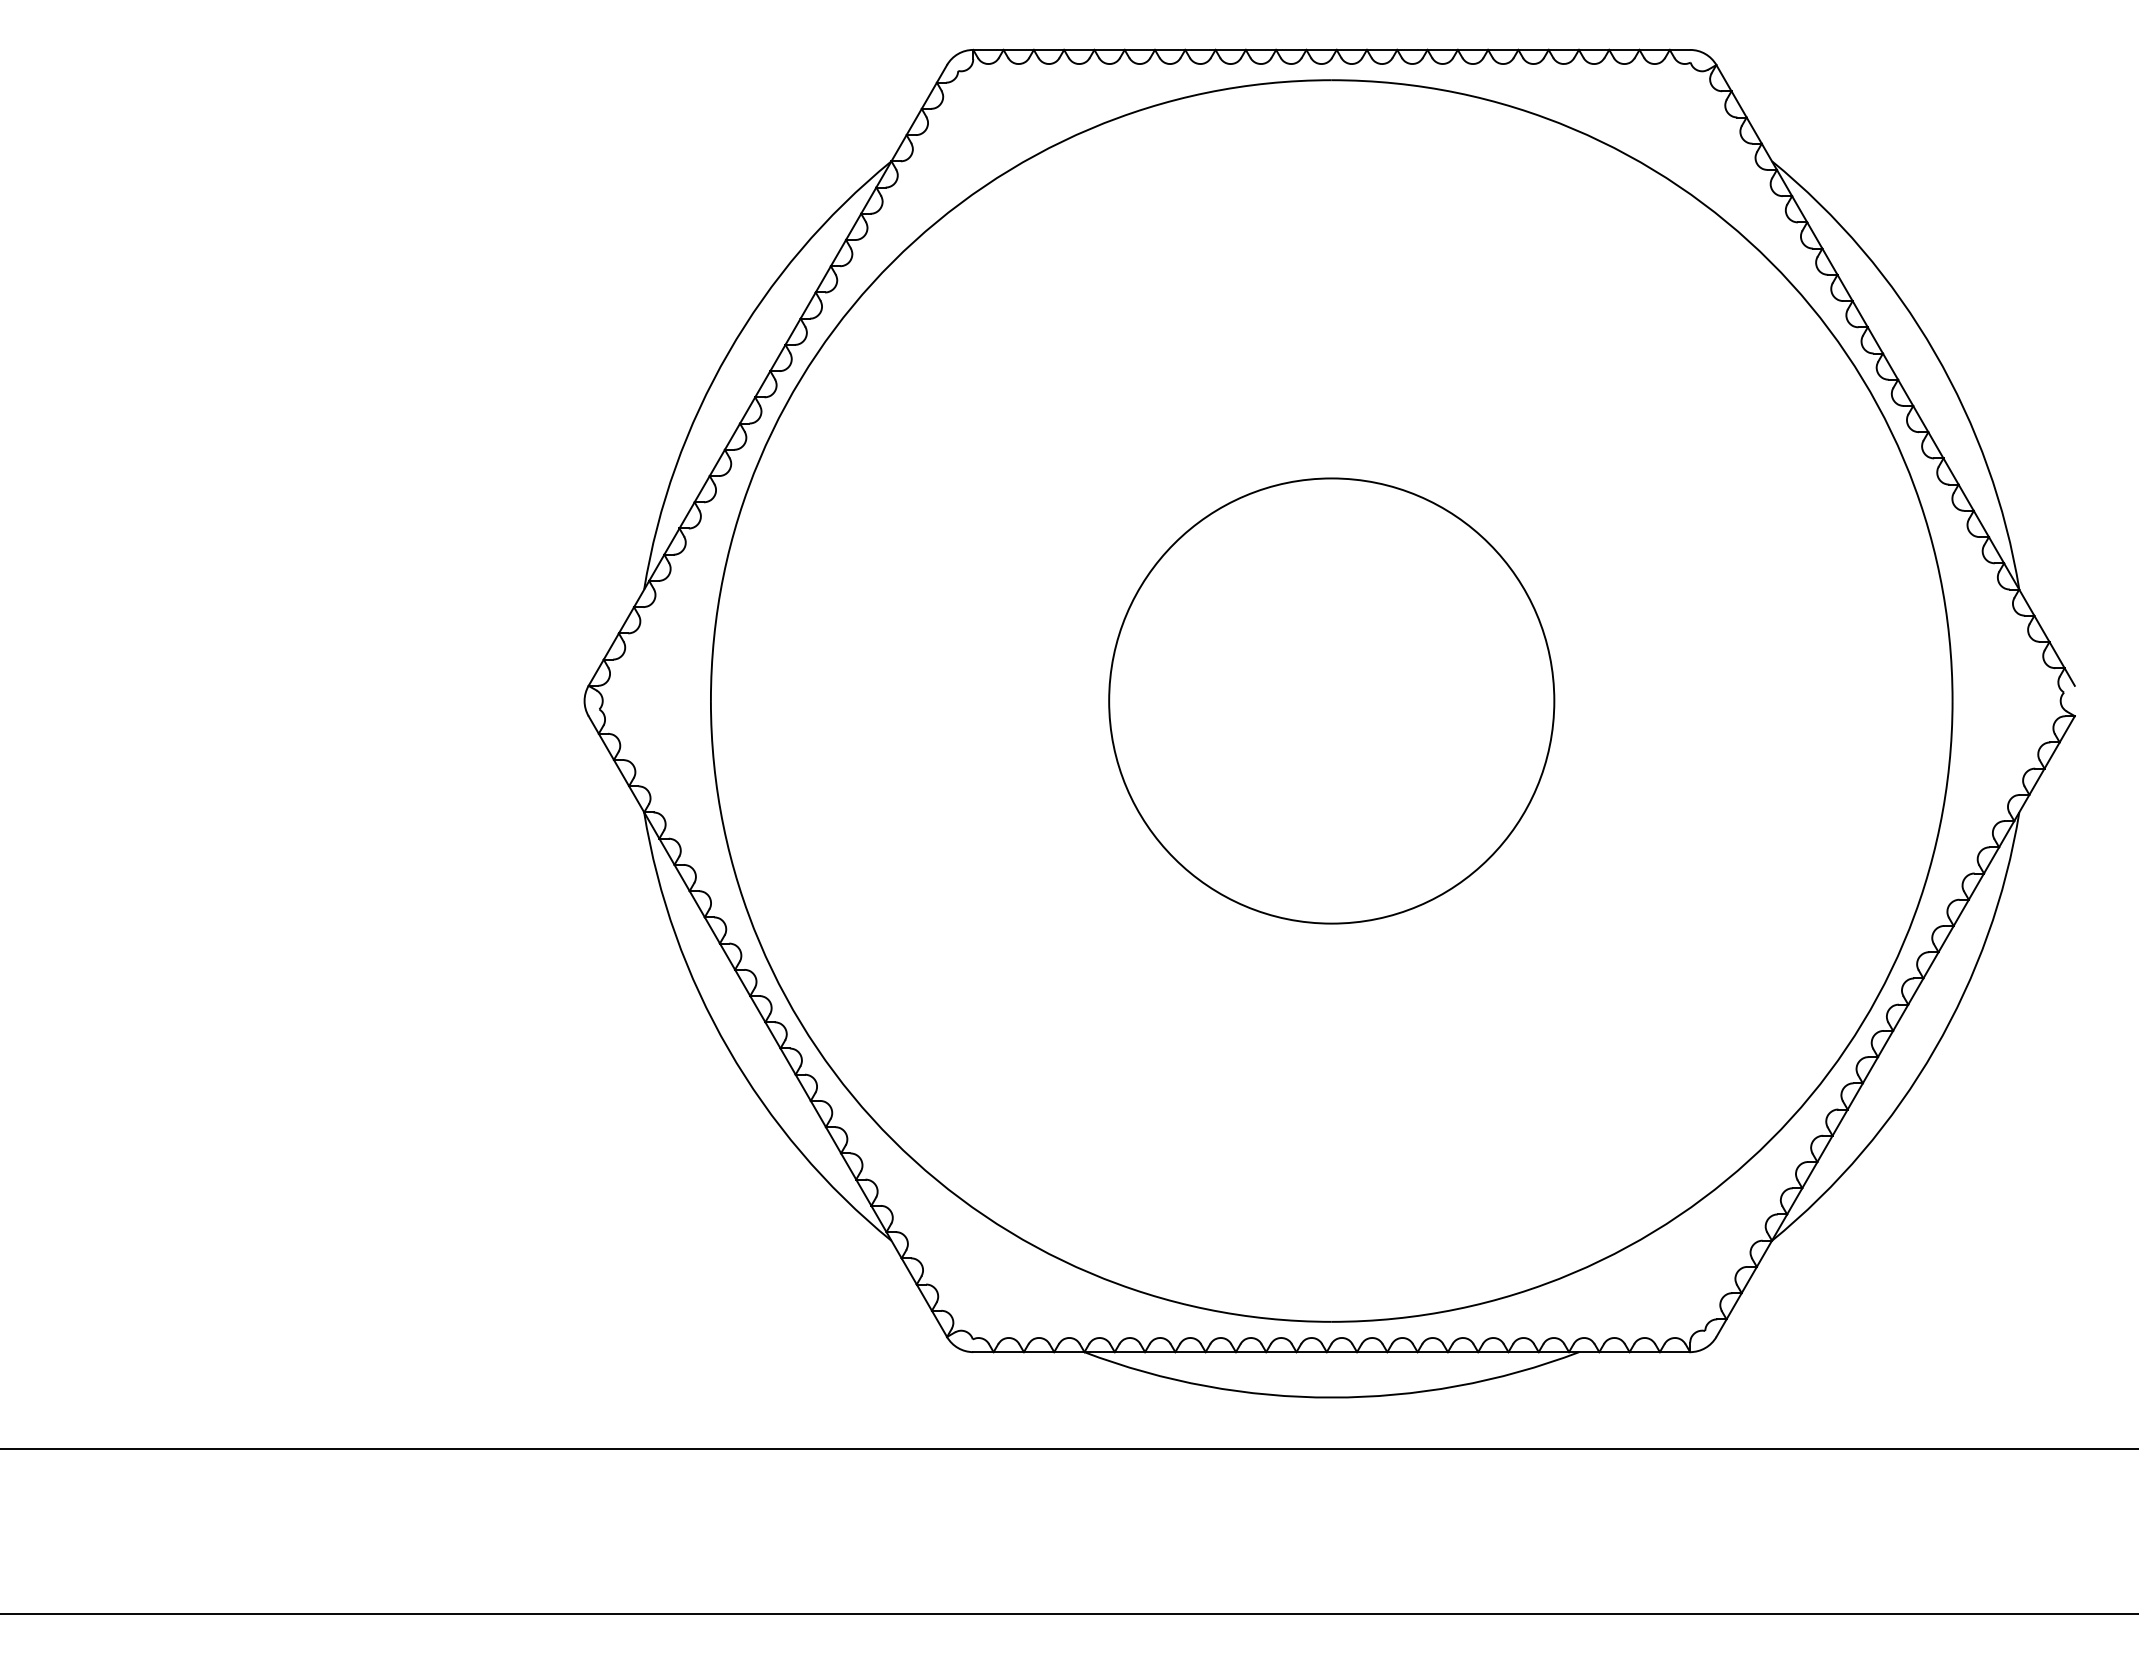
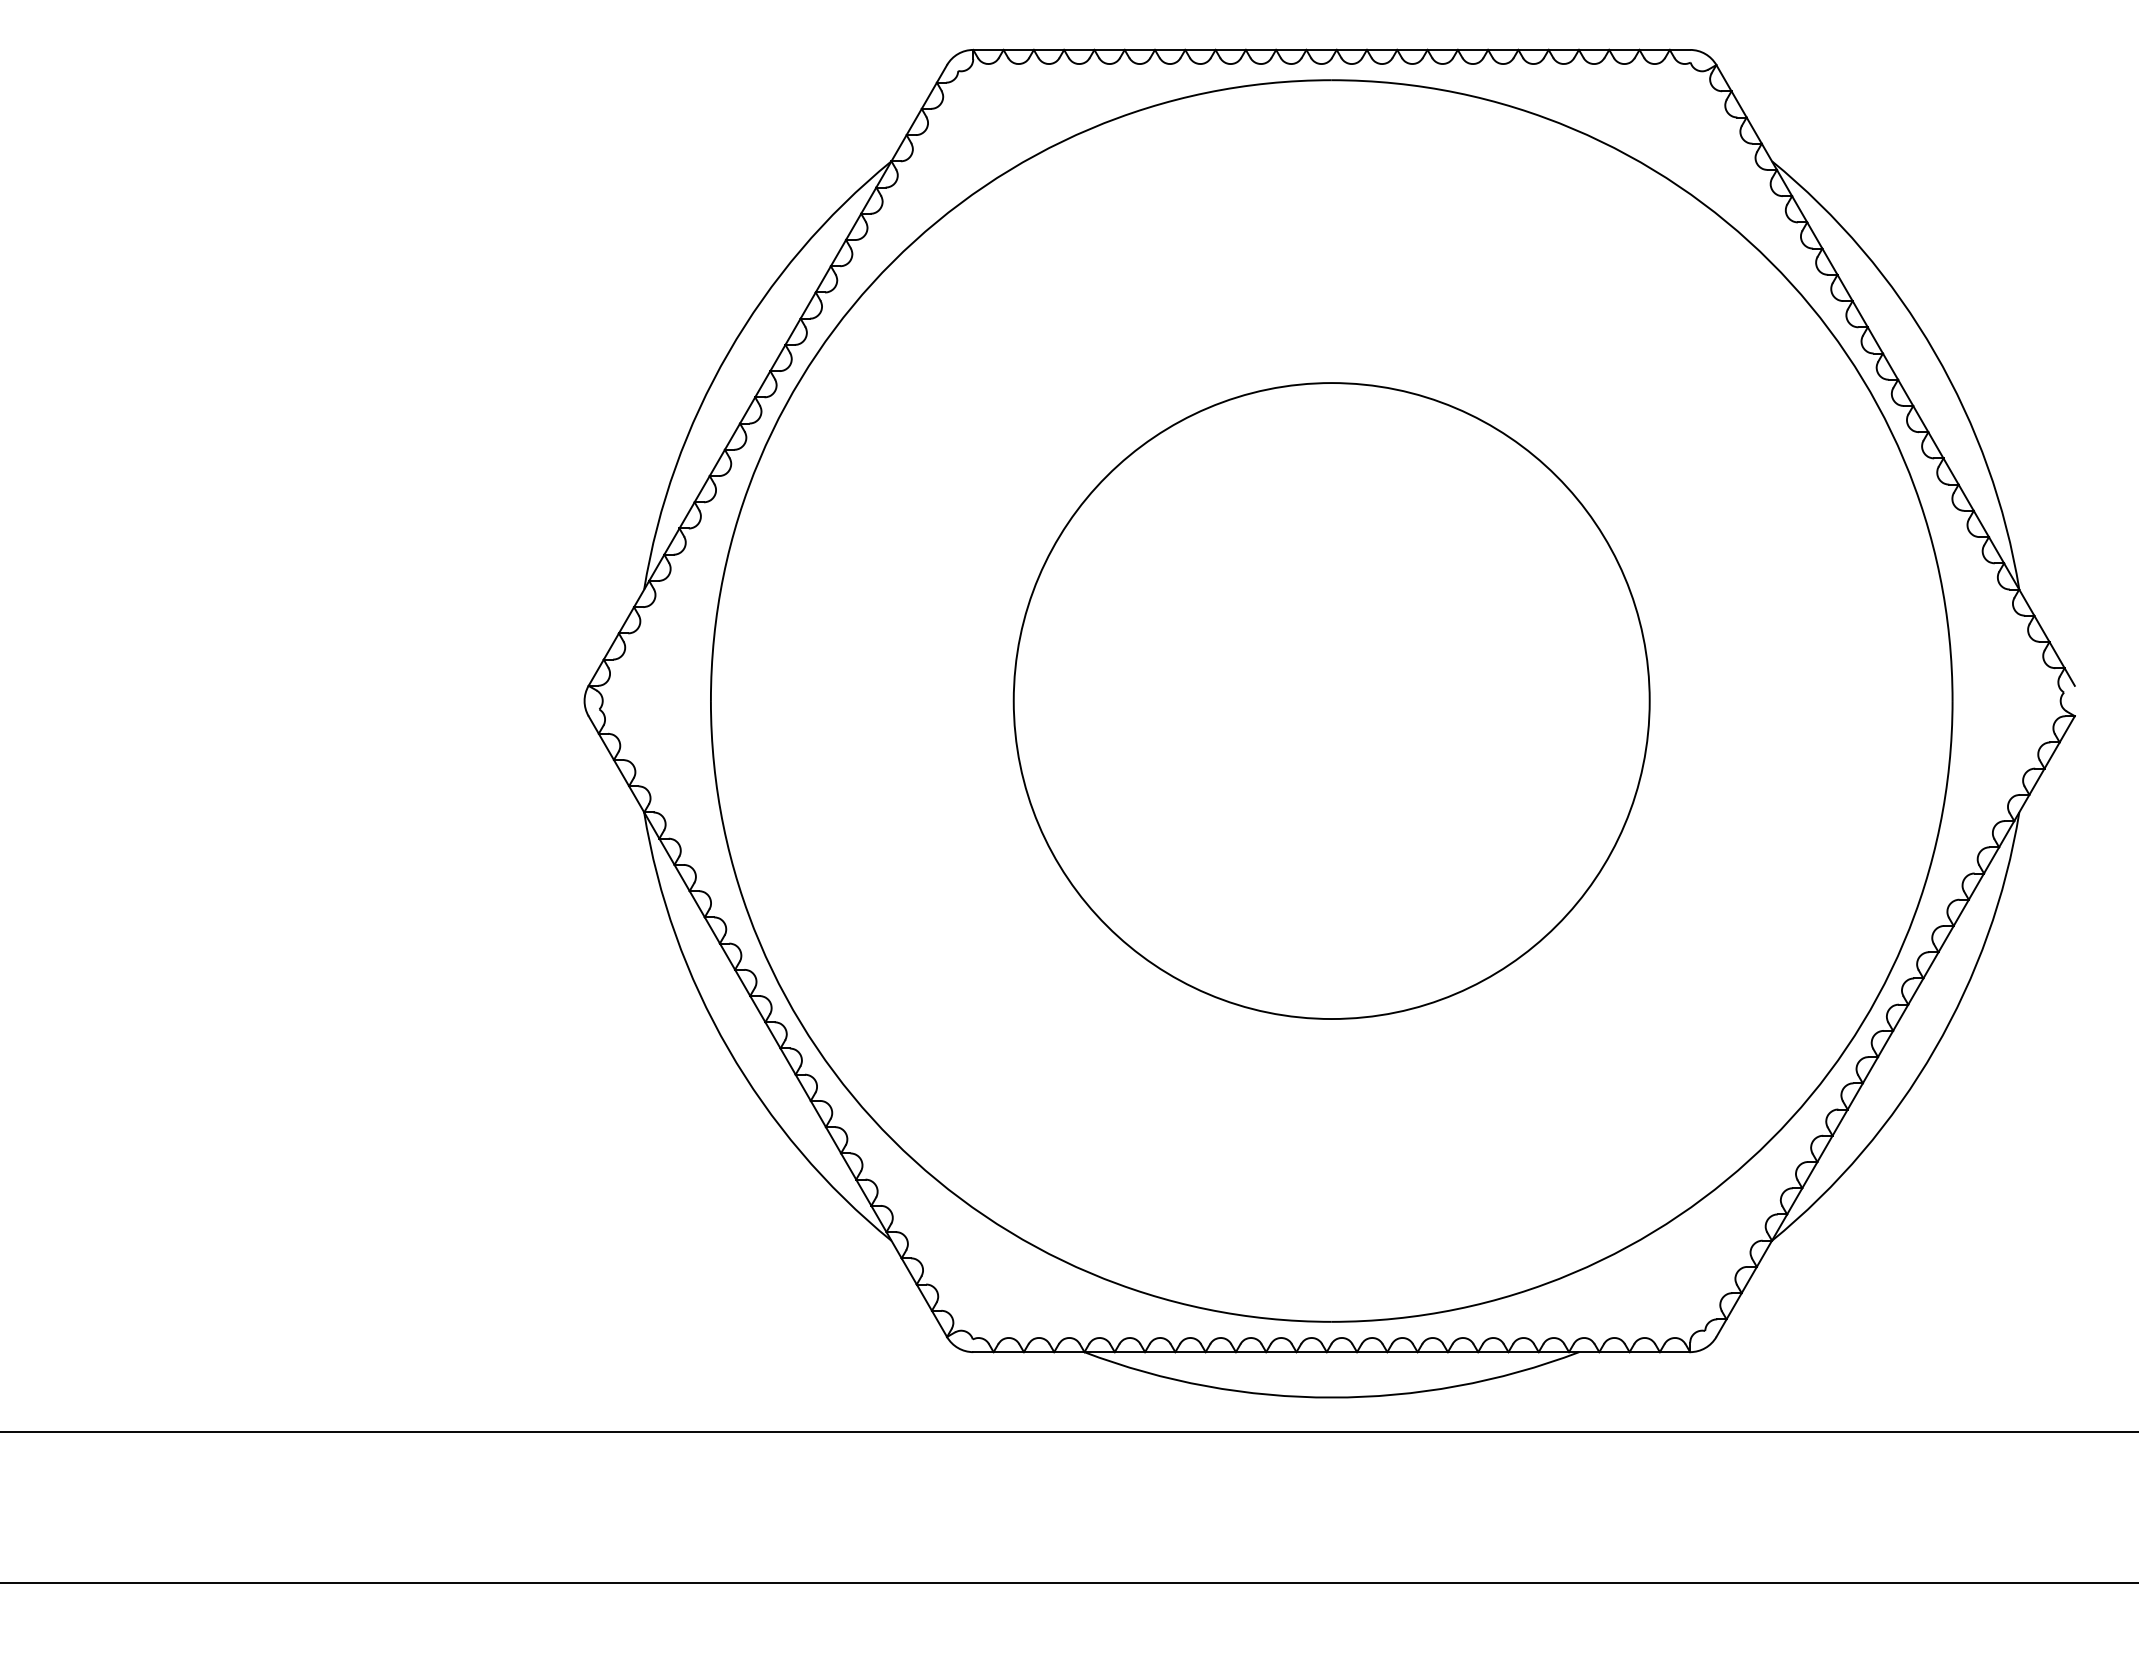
circle diameter: 445 px -> 636 px (1331, 701)
line position: (1068, 1448) -> (1068, 1431) (1068, 1431)
line position: (1068, 1614) -> (1068, 1583) (1068, 1583)
